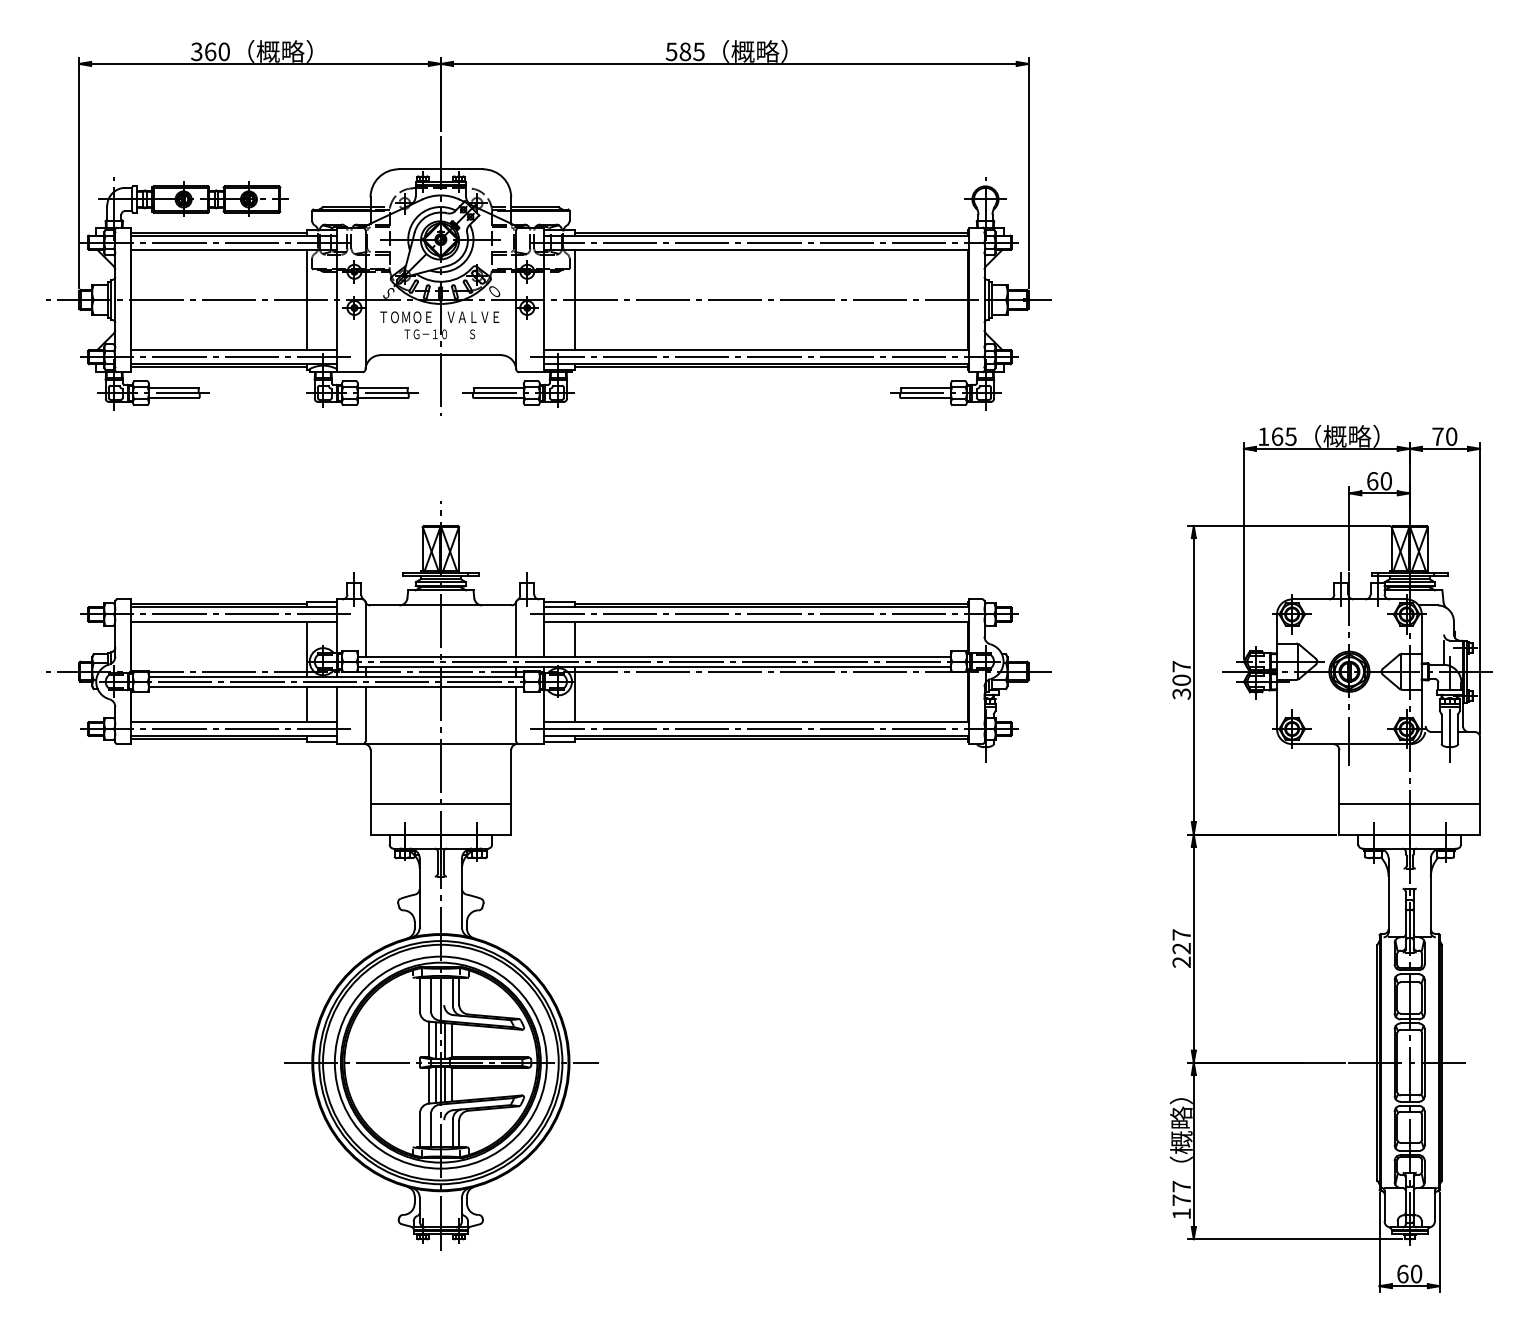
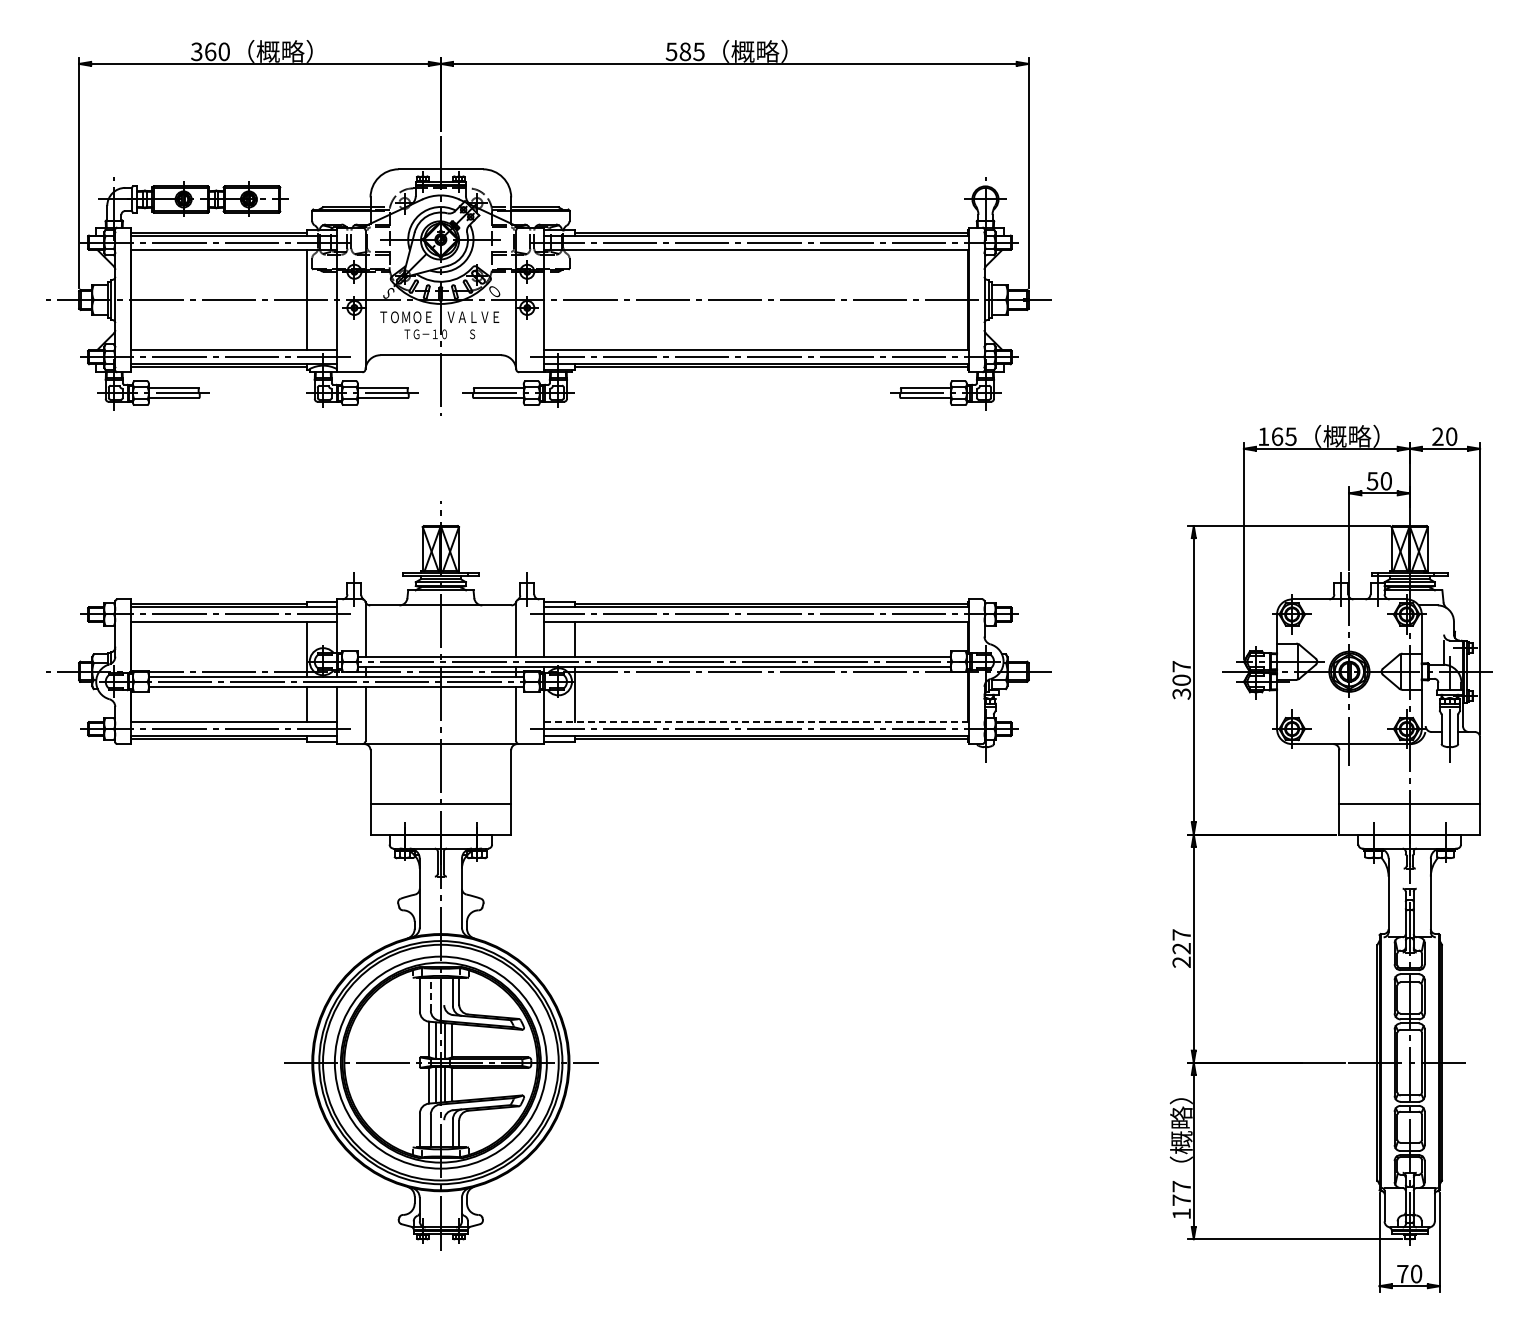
line: present -> none (574, 299)
text: 70 -> 20 (1437, 436)
text: 60 -> 50 (1372, 481)
line: solid -> dashed (757, 722)
line: solid -> dashed (430, 994)
text: 60 -> 70 (1402, 1273)
